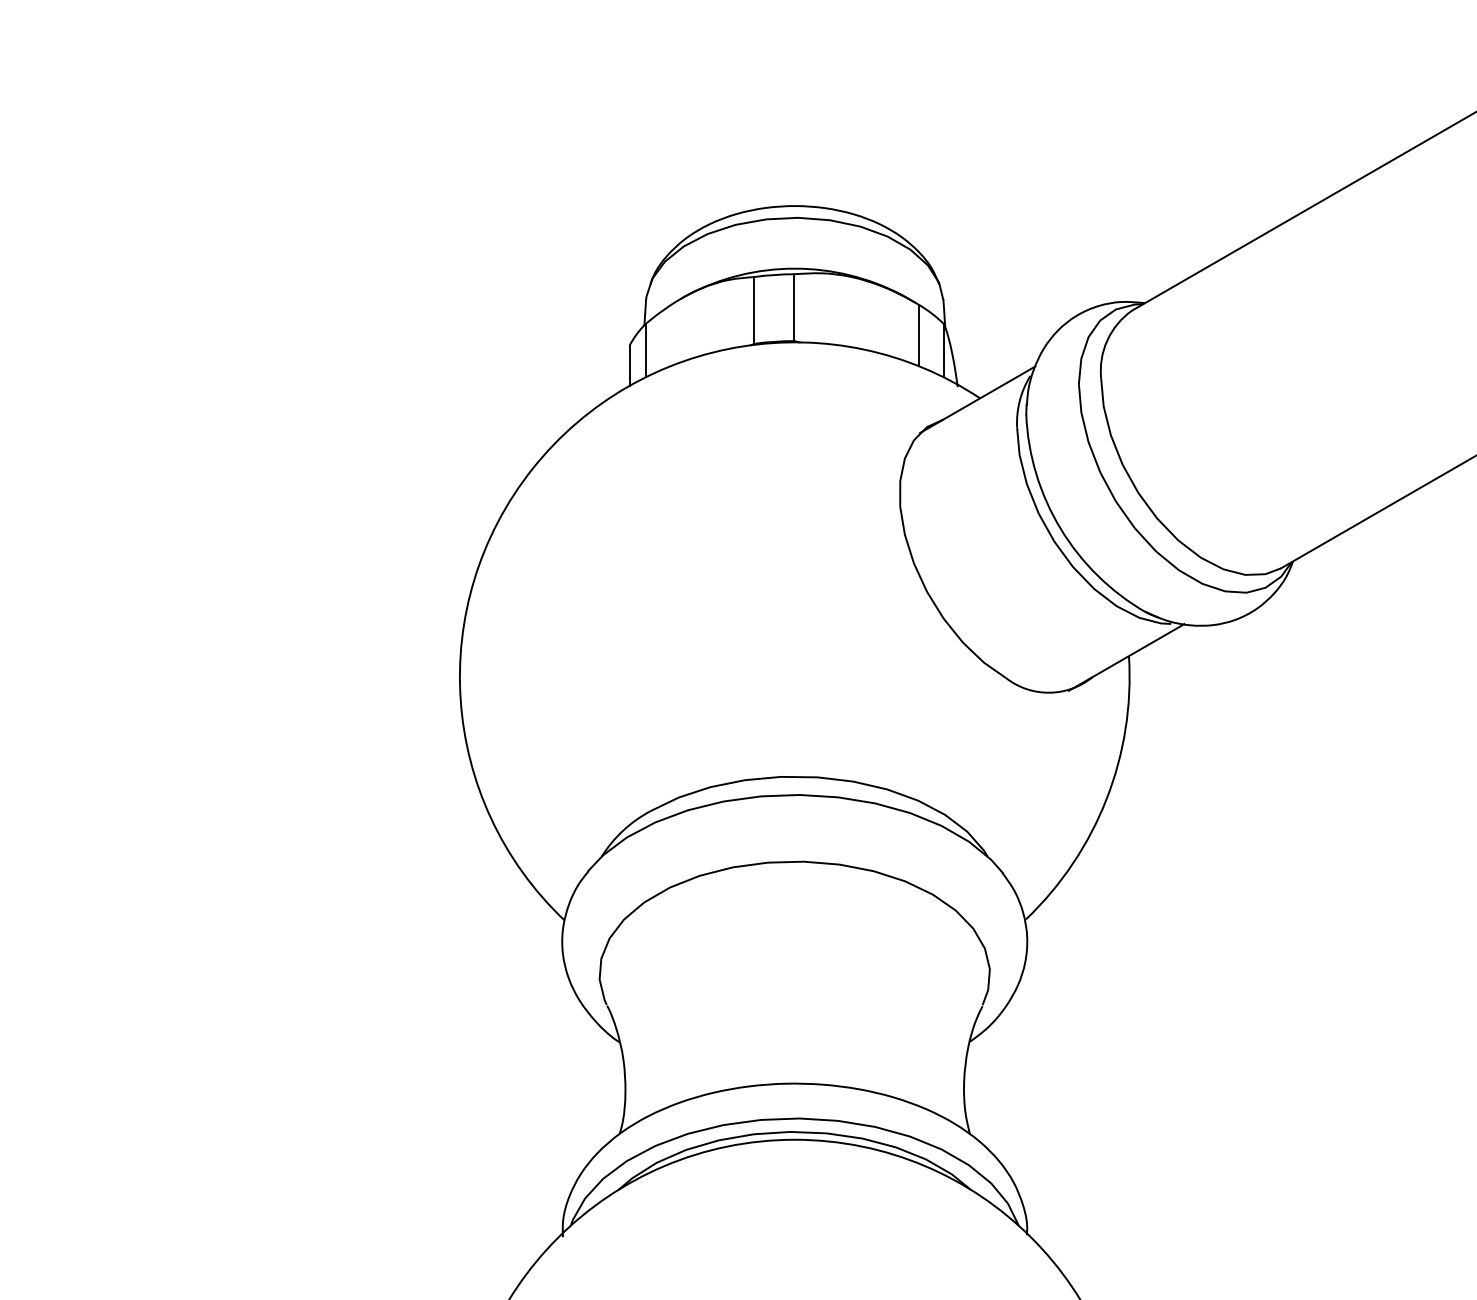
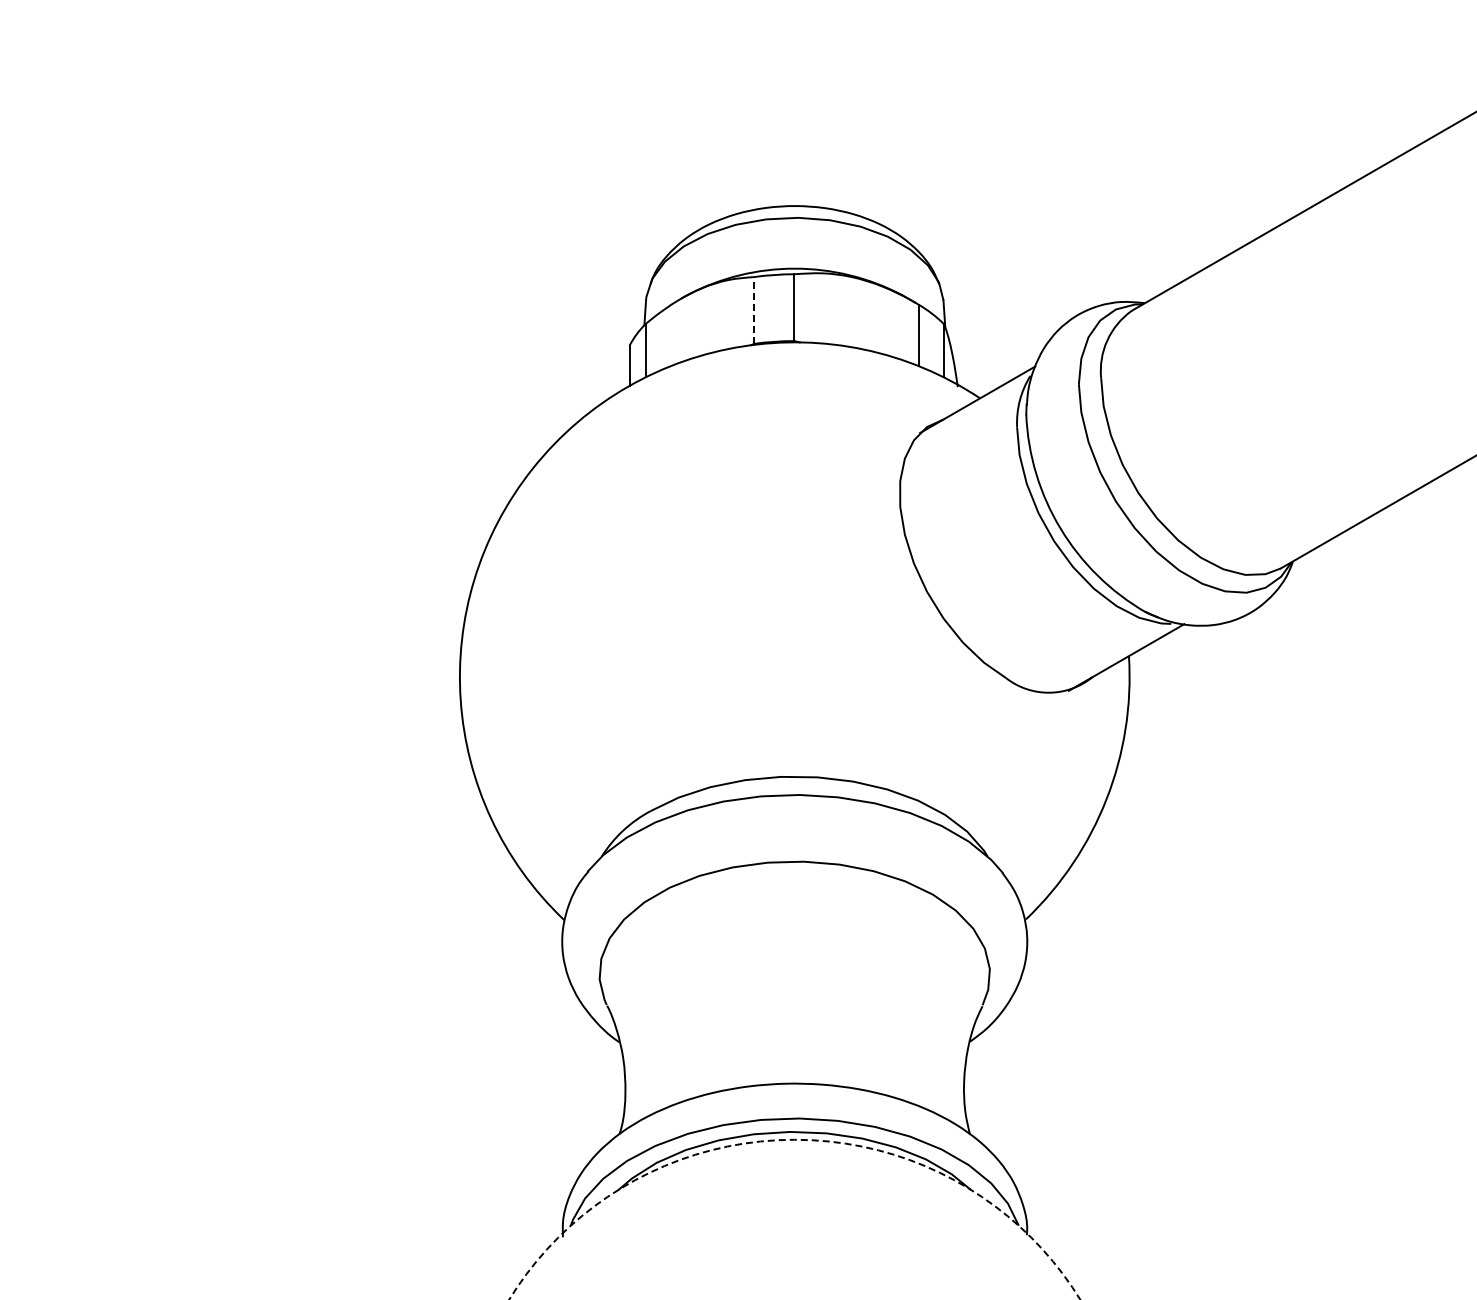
line: solid -> dashed (754, 309)
circle: solid -> dashed (794, 1219)
